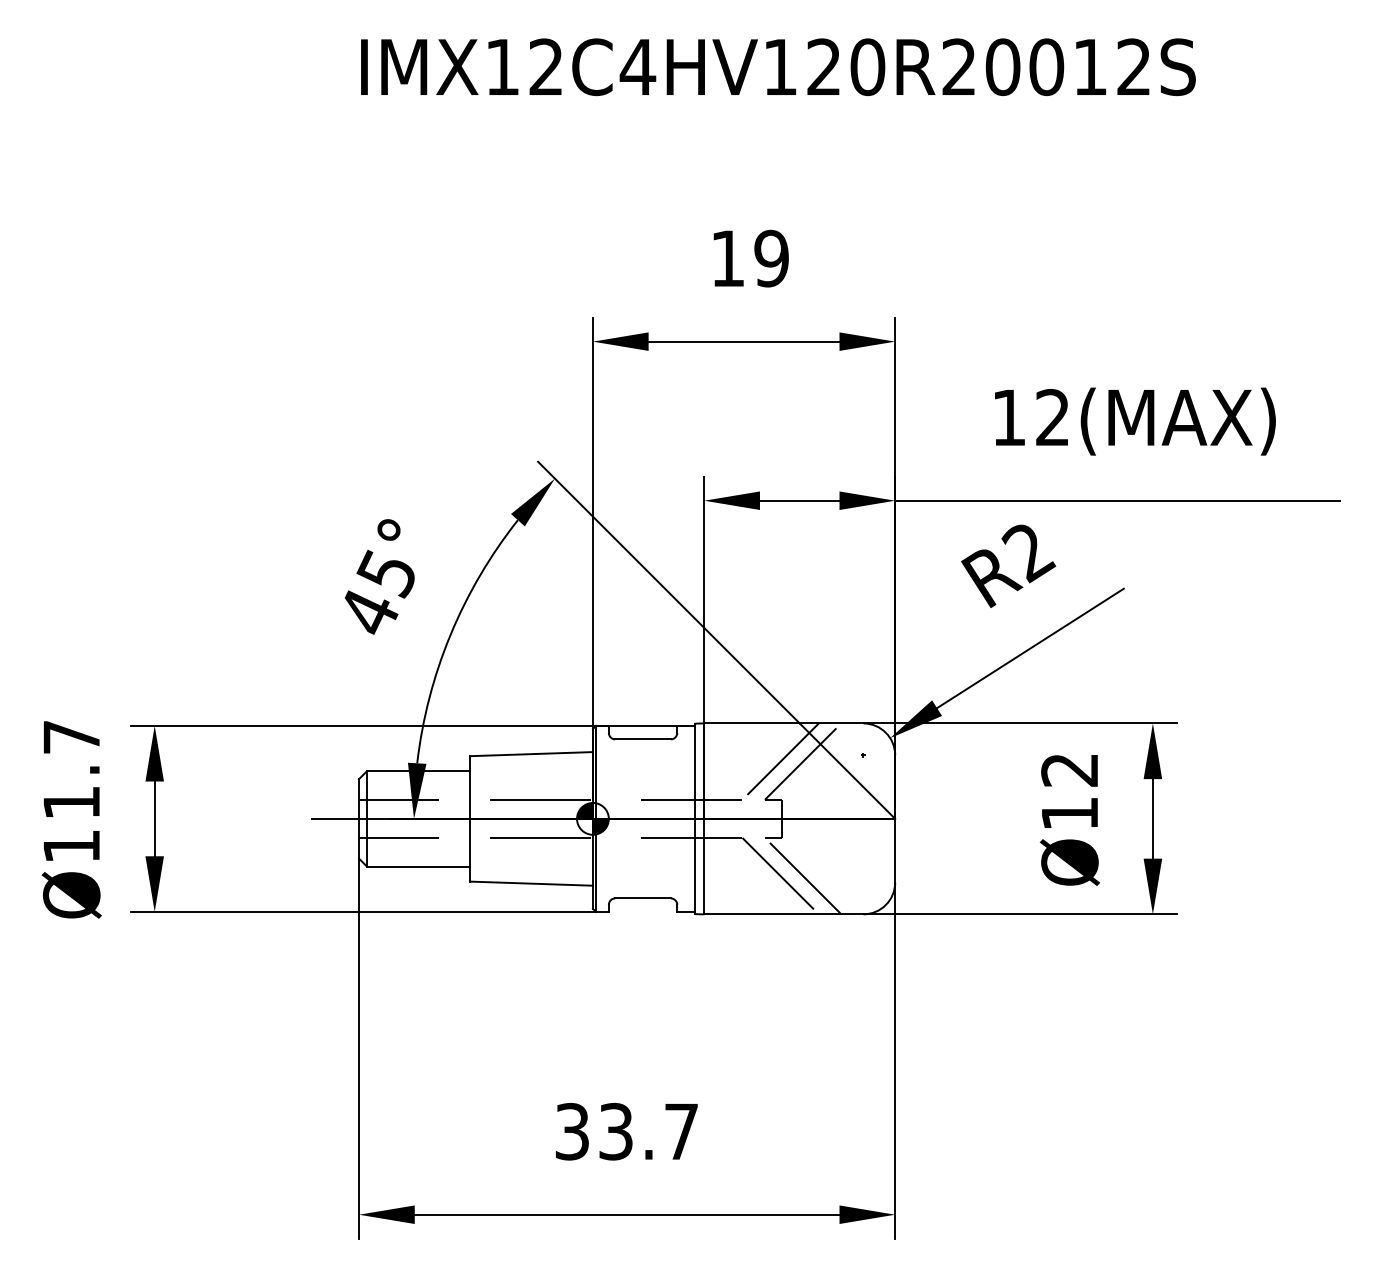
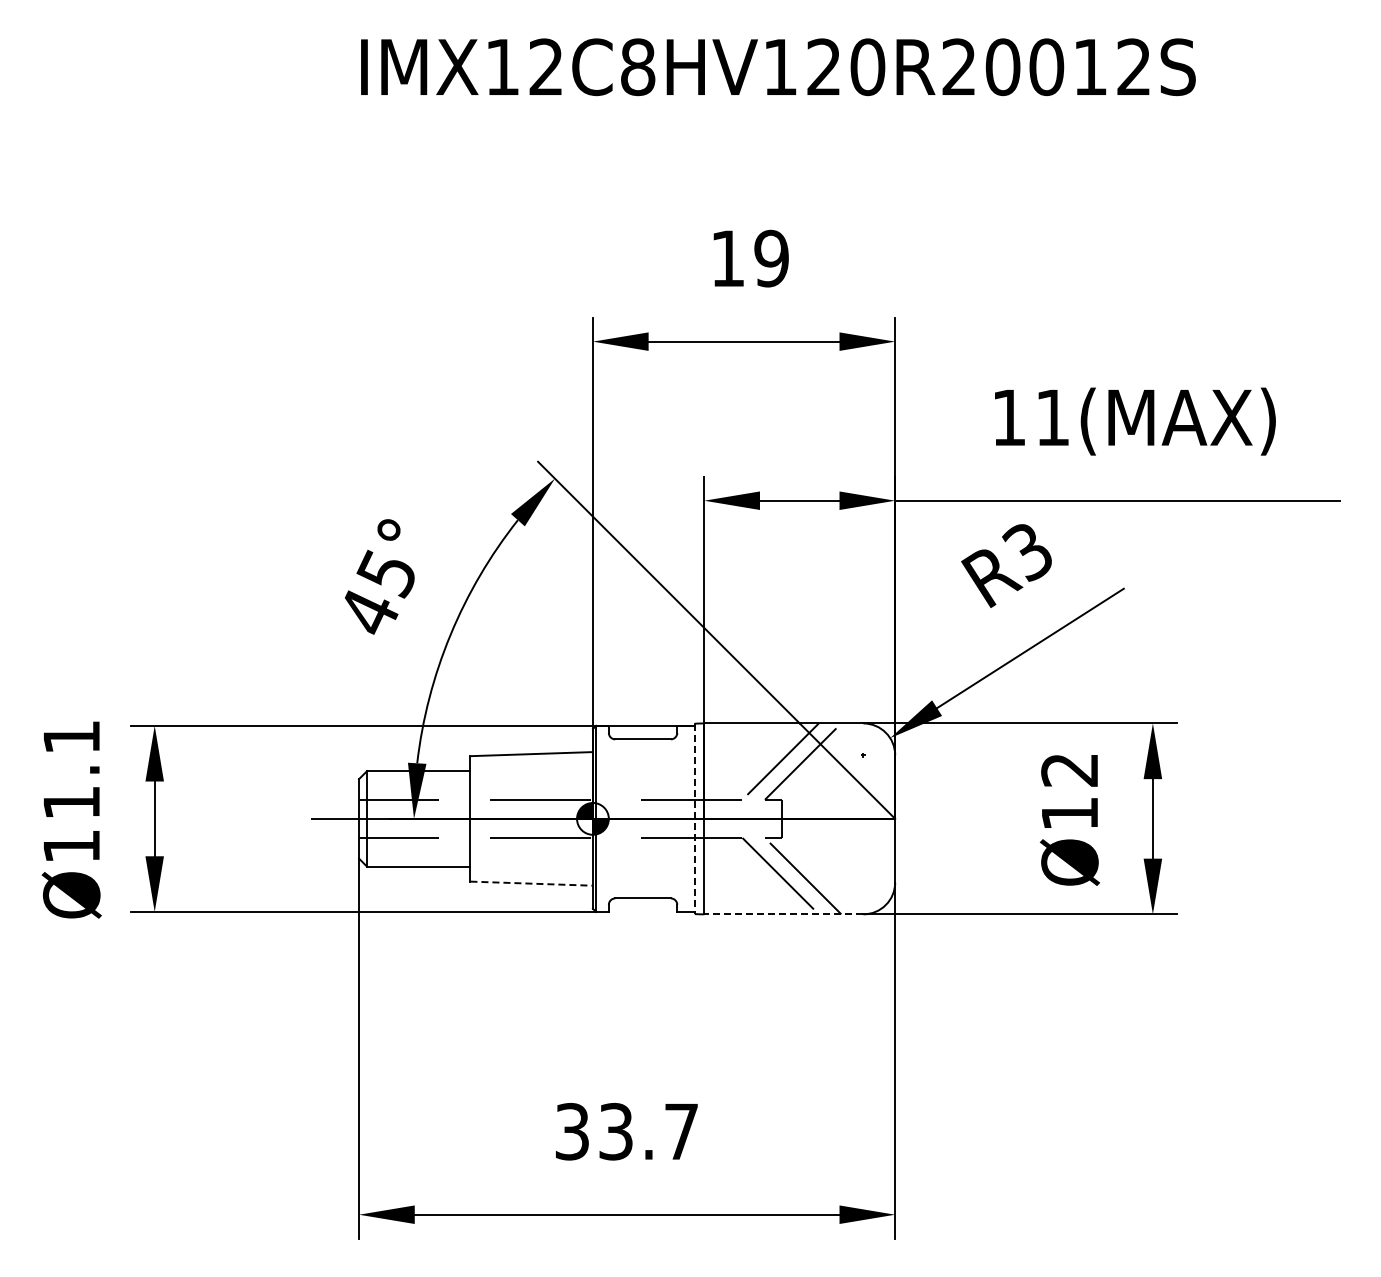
text: IMX12C4HV120R20012S -> IMX12C8HV120R20012S (637, 67)
text: 12(MAX) -> 11(MAX) (1052, 417)
text: R2 -> R3 (1028, 553)
text: Ø11.7 -> Ø11.1 (71, 737)
line: solid -> dashed (694, 819)
line: solid -> dashed (532, 883)
line: solid -> dashed (783, 914)
